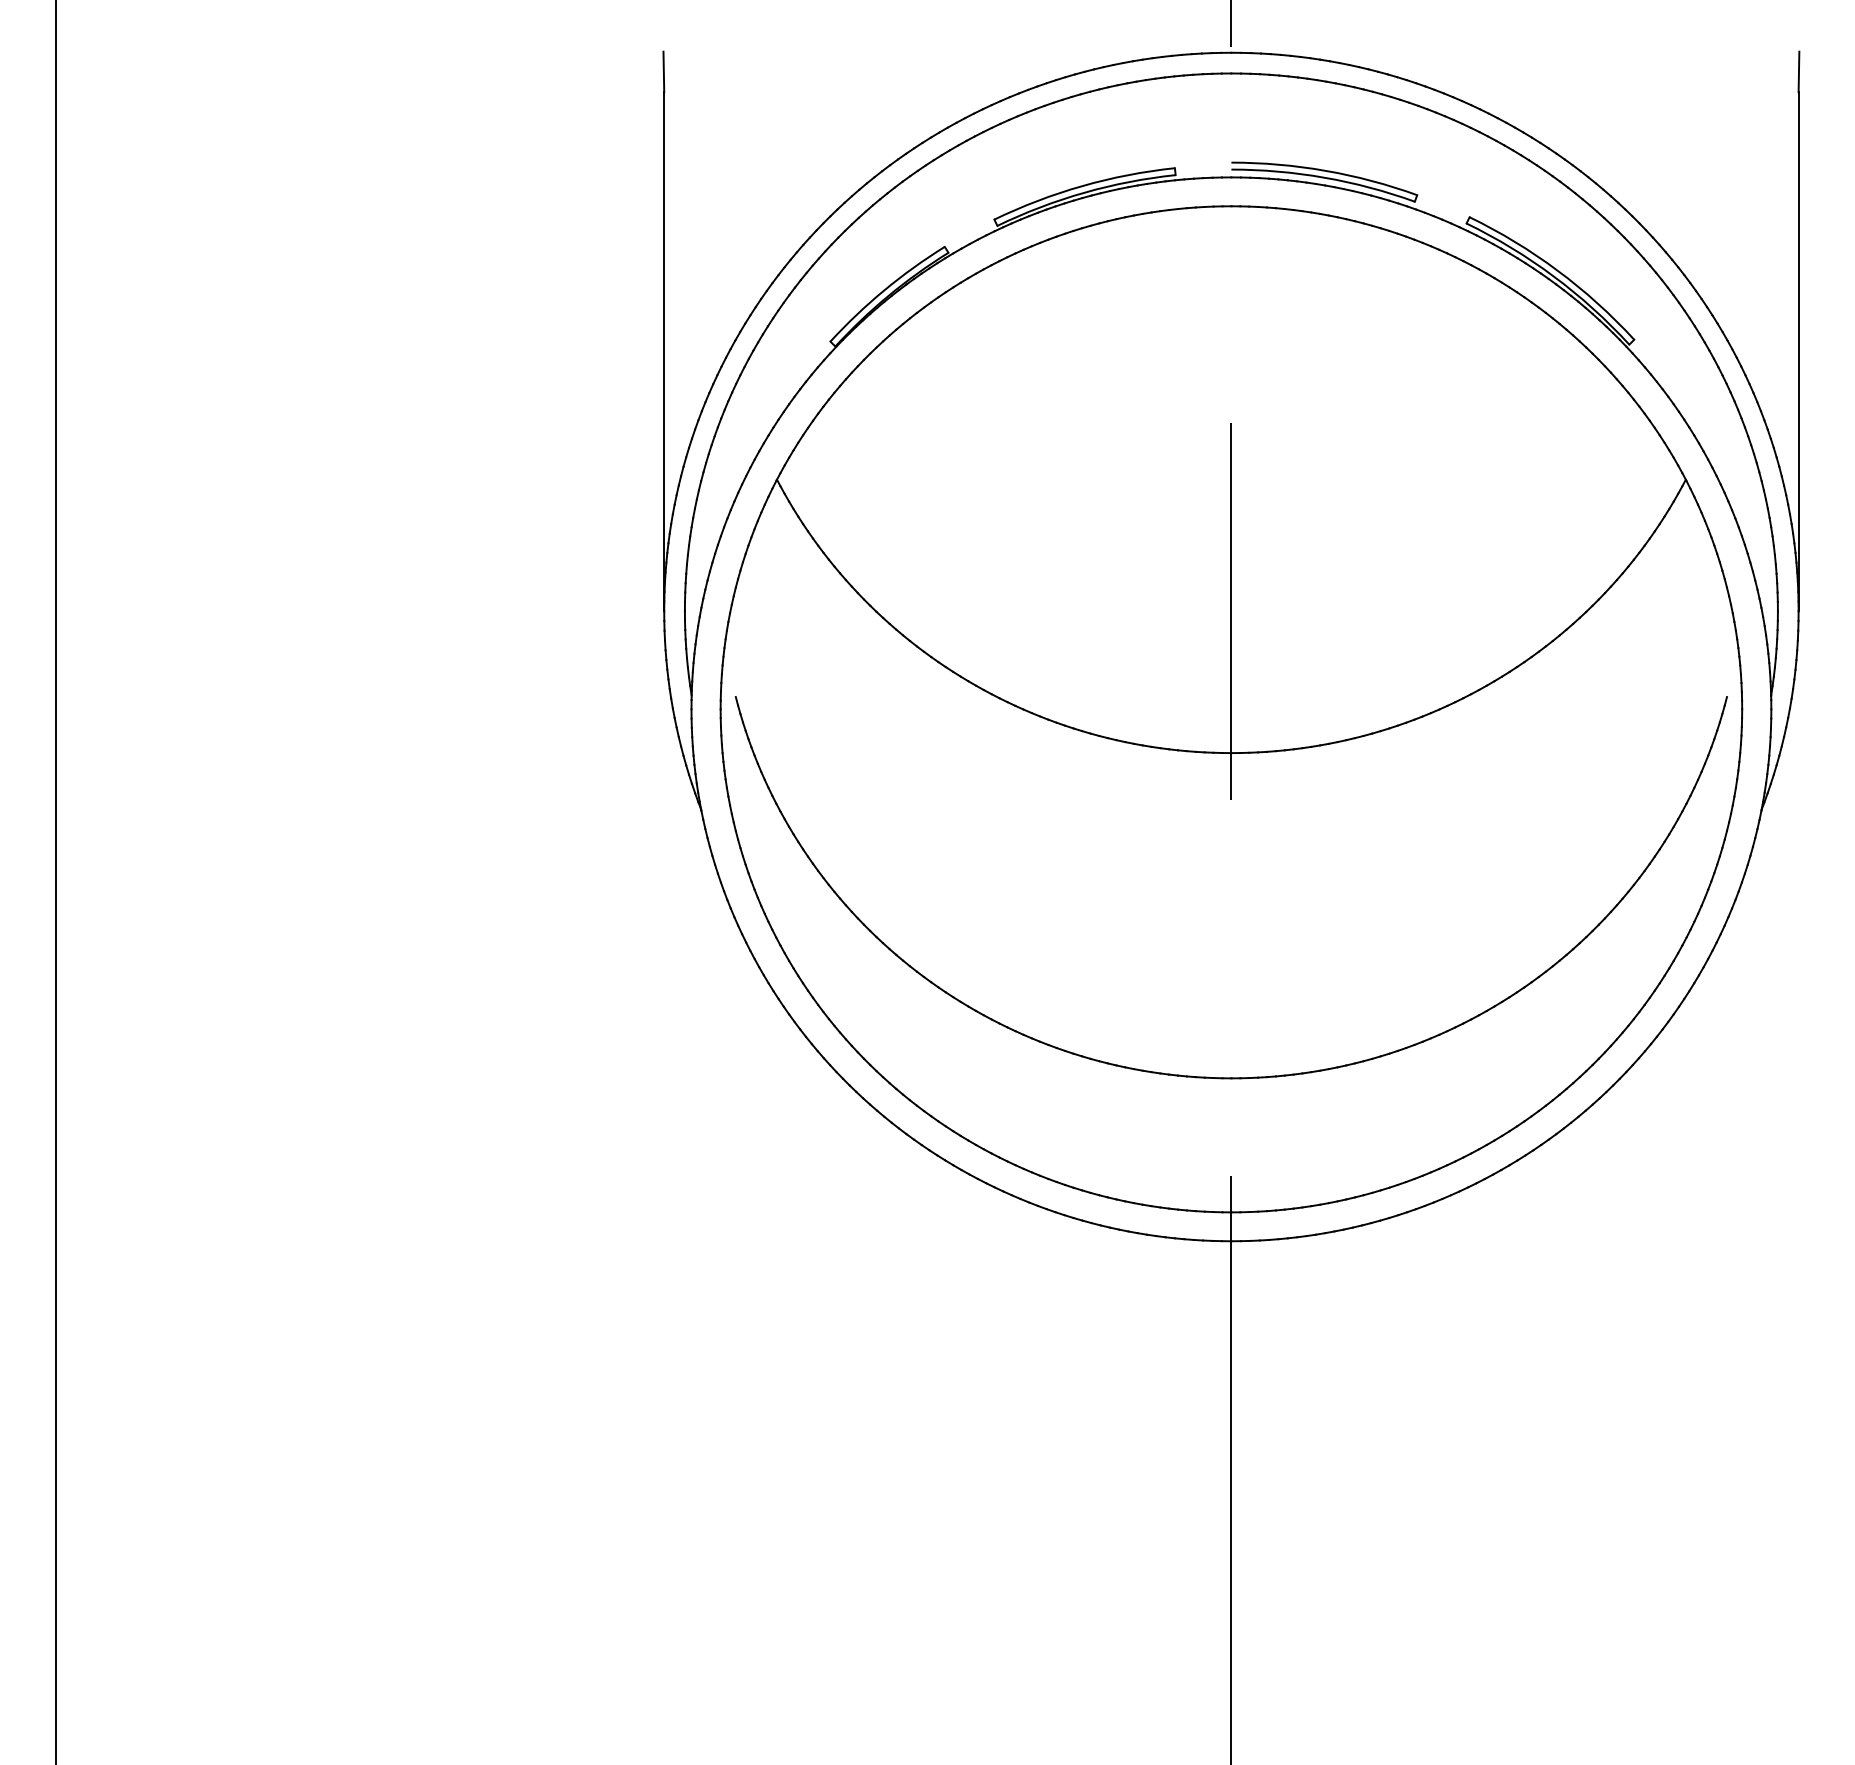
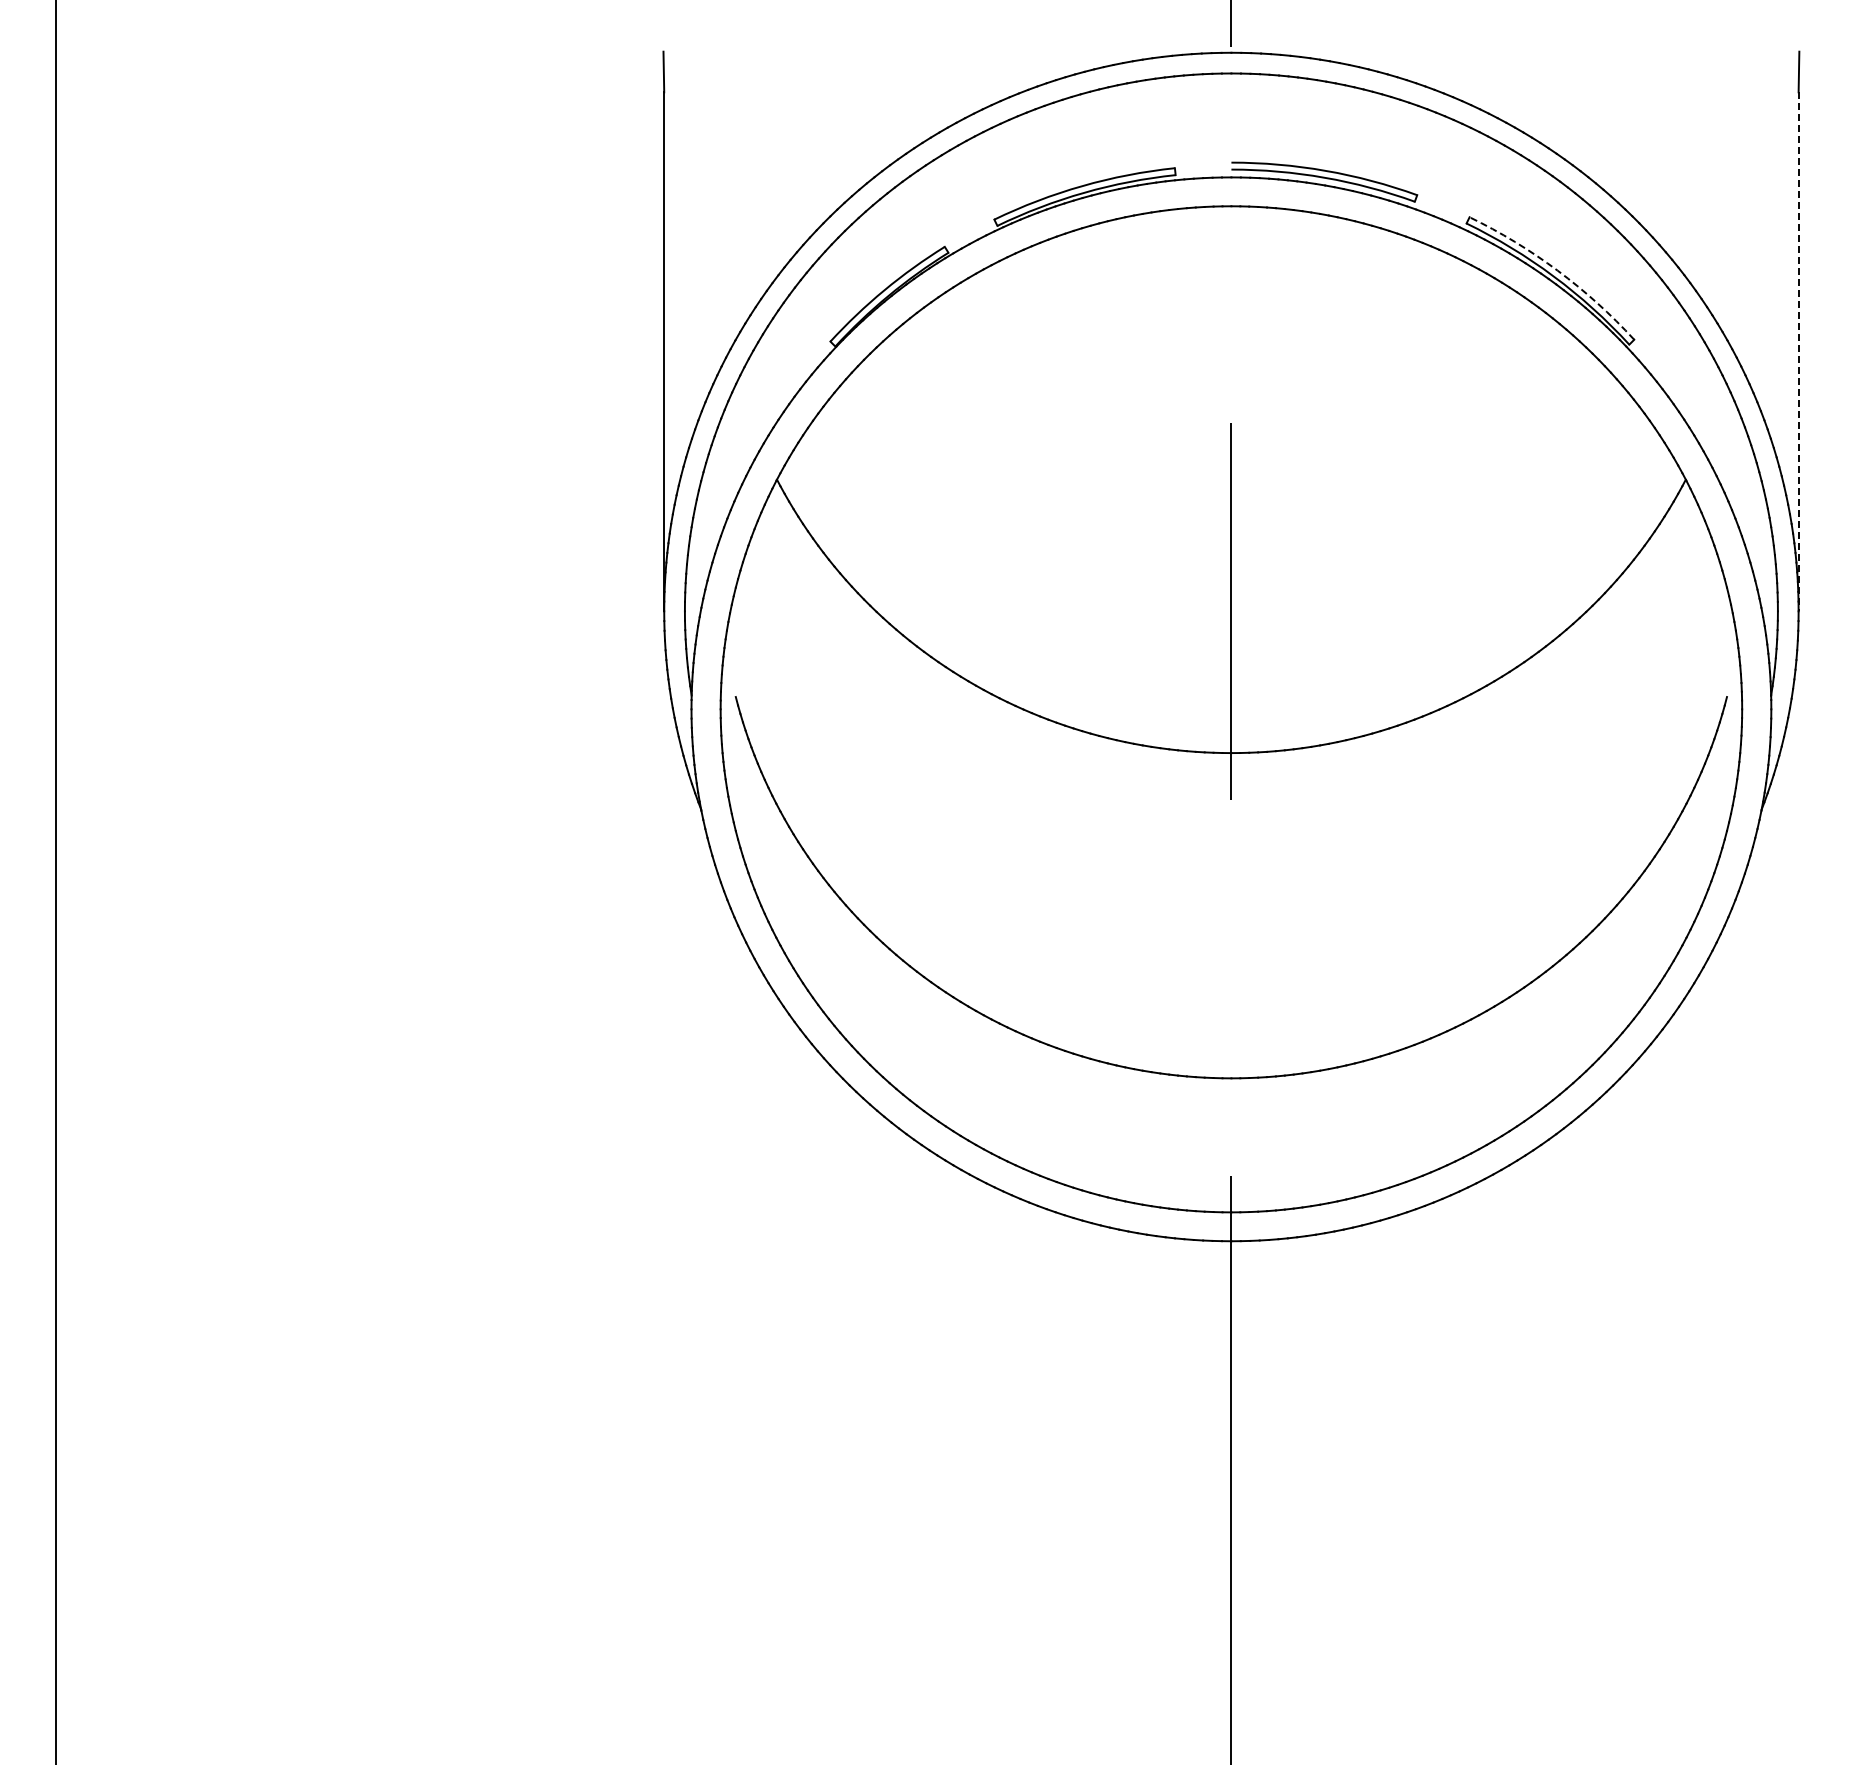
arc: solid -> dashed (1557, 270)
line: solid -> dashed (1798, 352)
